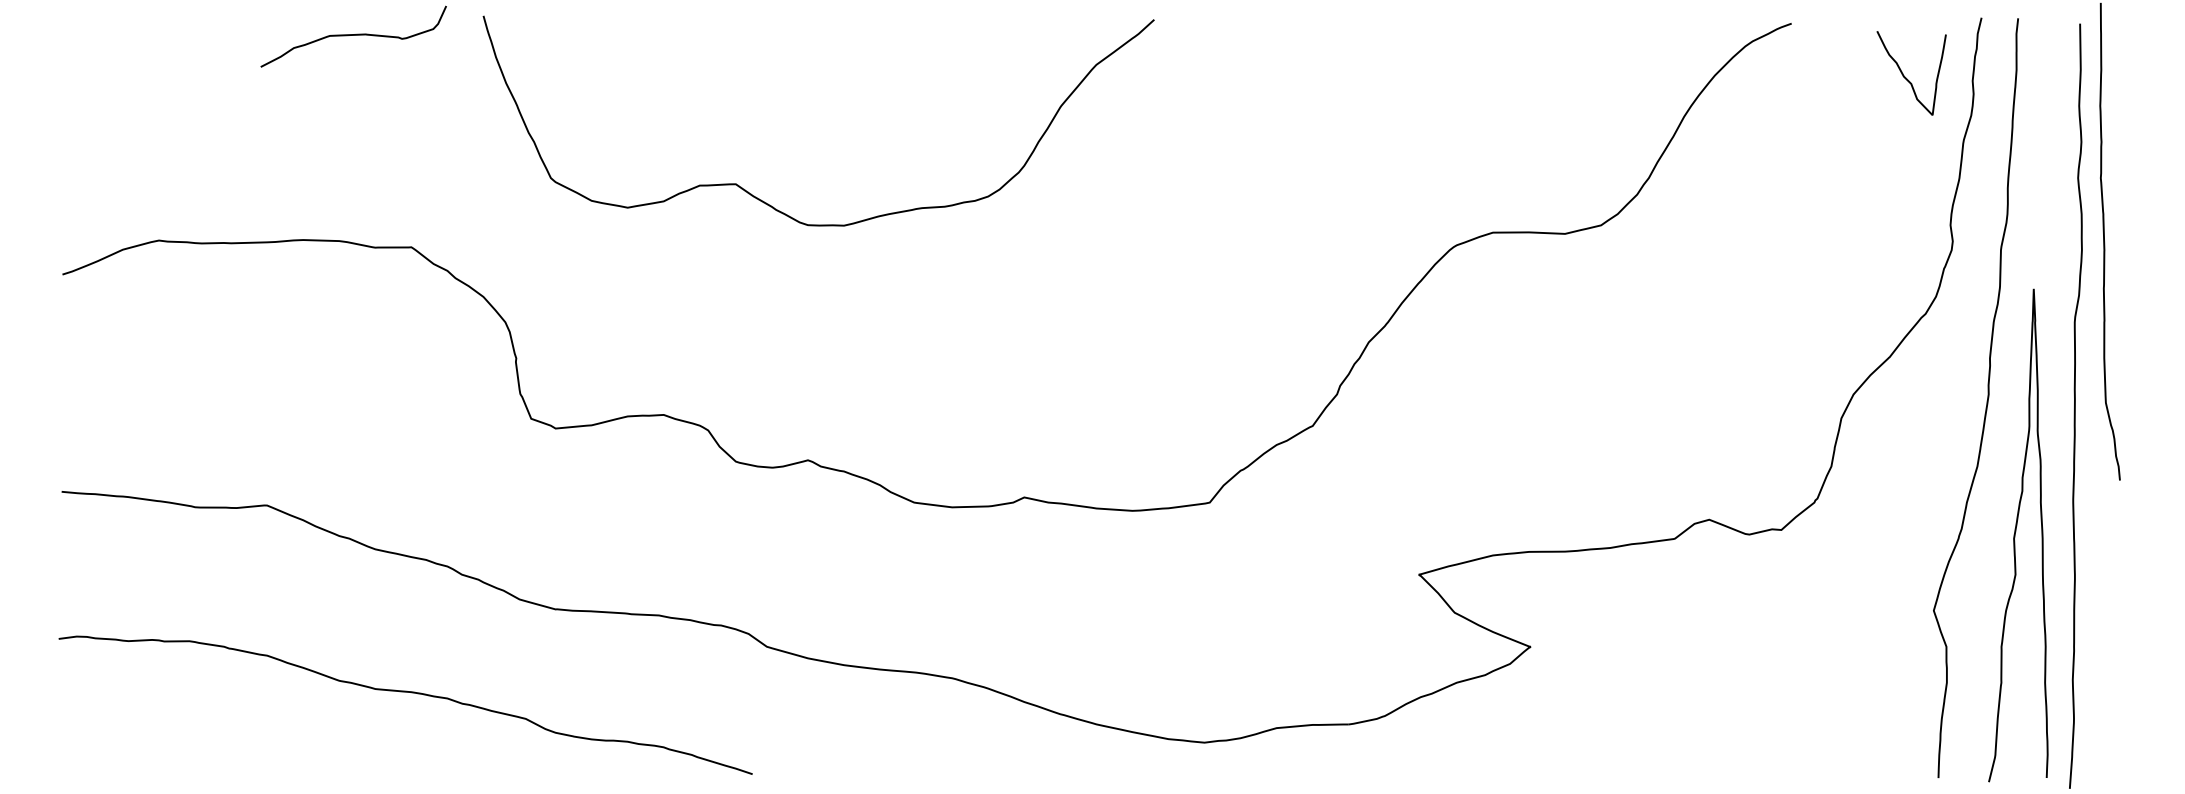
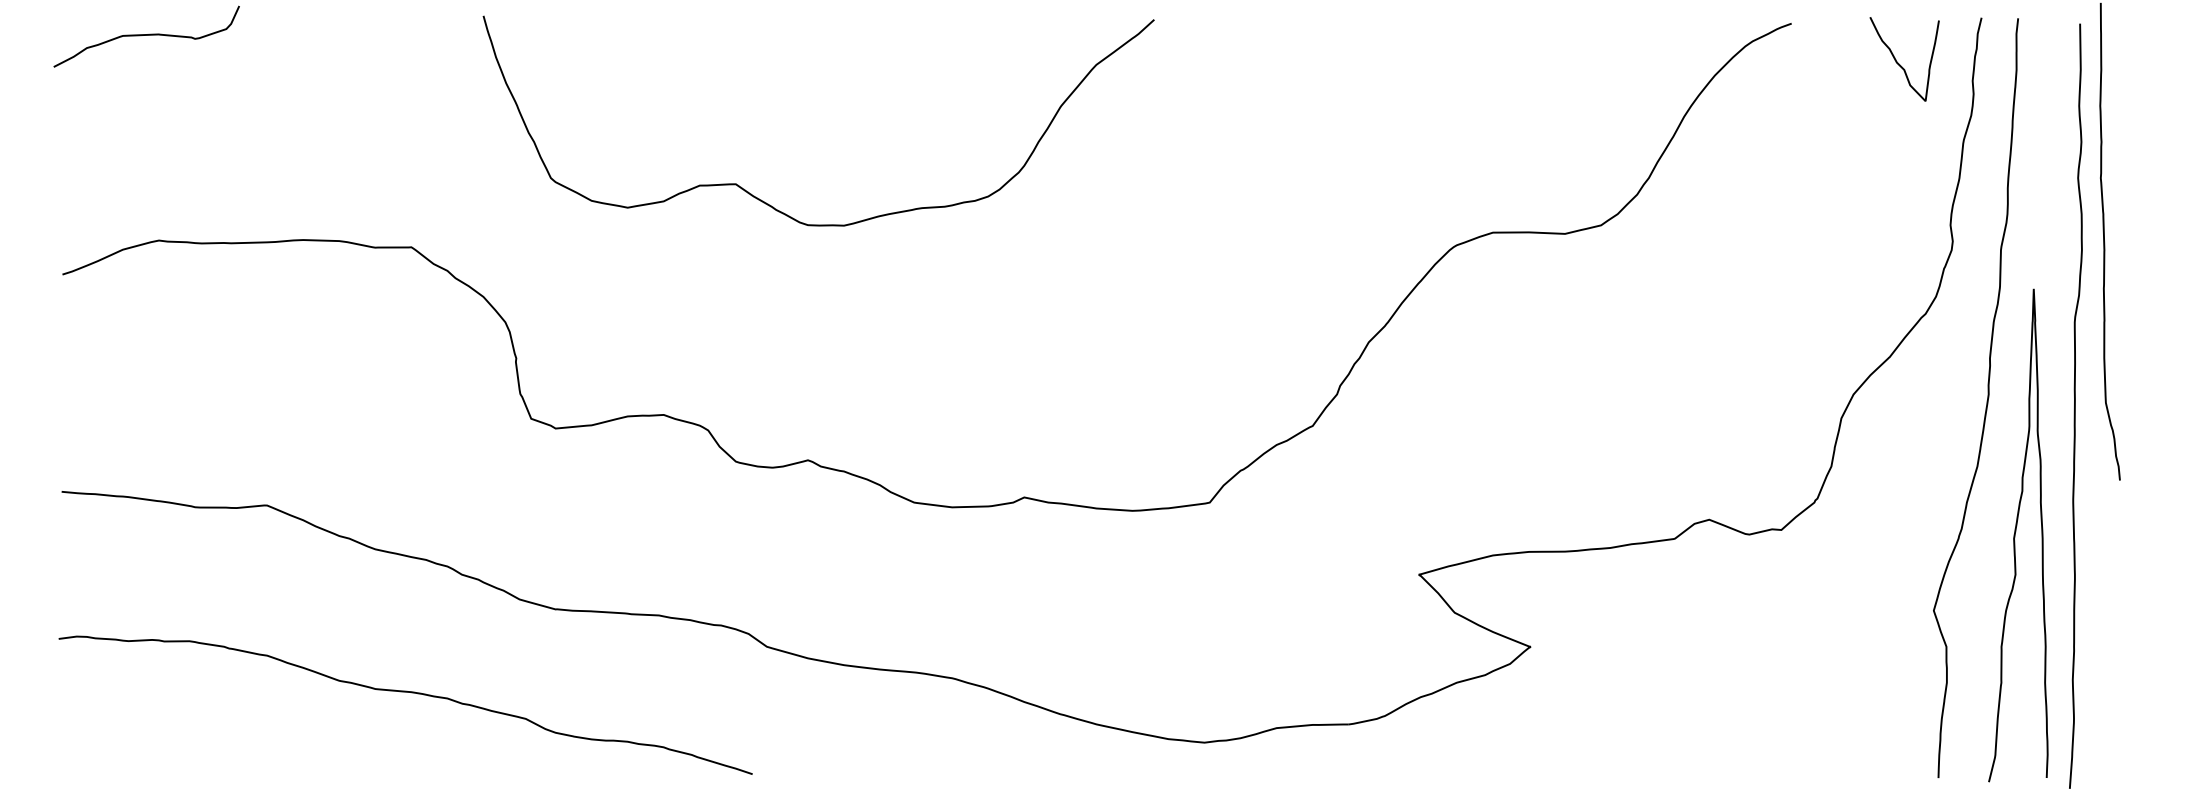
curve position: (353, 35) -> (146, 35) (146, 35)
curve position: (1906, 77) -> (1899, 63) (1899, 63)
